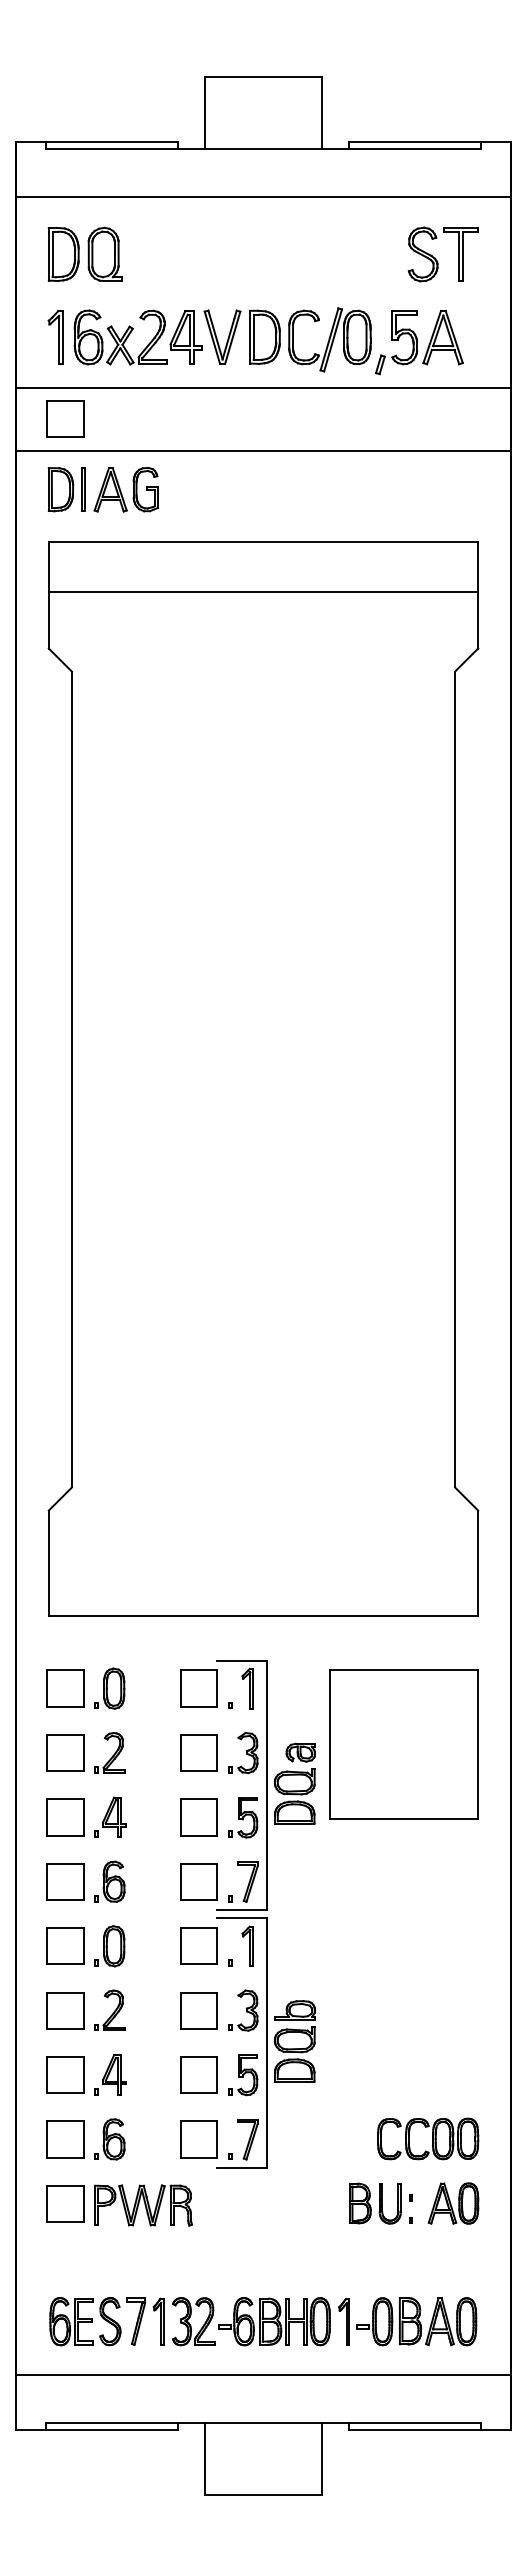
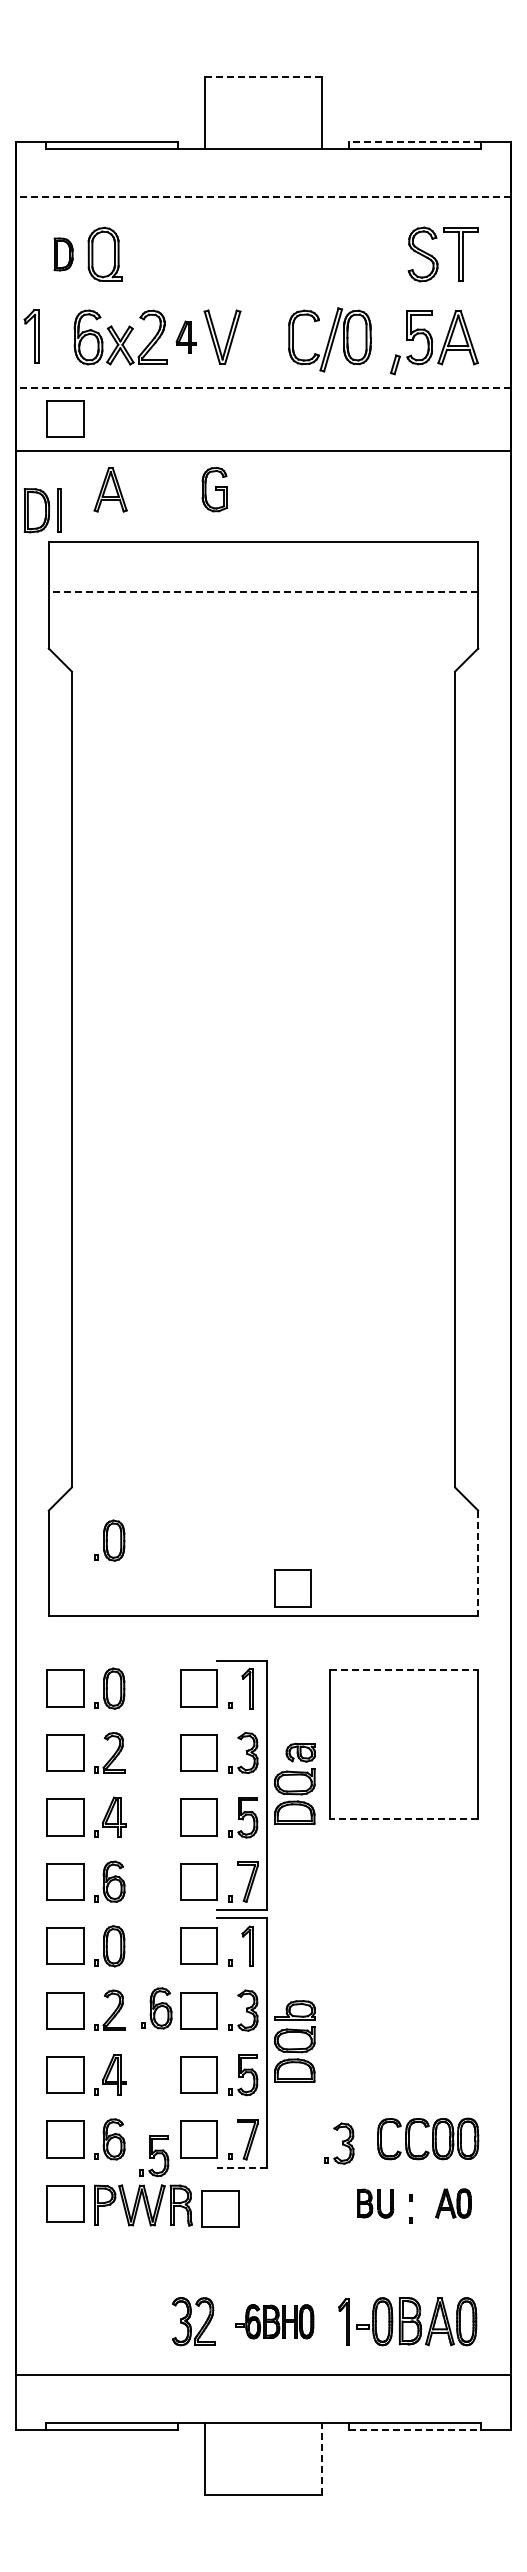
line: solid -> dashed (263, 77)
line: solid -> dashed (414, 141)
line: solid -> dashed (263, 197)
part size: 33x55 px -> 21x35 px (63, 254)
part: present -> none (264, 336)
part position: (55, 337) -> (31, 336) (31, 336)
part size: 34x55 px -> 22x34 px (185, 336)
part position: (419, 342) -> (434, 342) (434, 342)
line: solid -> dashed (263, 388)
part position: (66, 489) -> (42, 510) (42, 510)
part position: (145, 489) -> (214, 489) (214, 489)
line: solid -> dashed (263, 592)
part: none -> present (109, 1540)
line: solid -> dashed (478, 1563)
part: none -> present (292, 1588)
line: solid -> dashed (404, 1670)
line: solid -> dashed (403, 1819)
part: none -> present (156, 2008)
part: none -> present (339, 2143)
part: none -> present (154, 2156)
line: solid -> dashed (242, 2167)
part size: 53x43 px -> 38x31 px (375, 2203)
part size: 53x43 px -> 37x31 px (453, 2203)
part: none -> present (220, 2208)
part: present -> none (106, 2321)
part size: 113x50 px -> 80x36 px (274, 2321)
line: solid -> dashed (414, 2430)
line: solid -> dashed (322, 2458)
